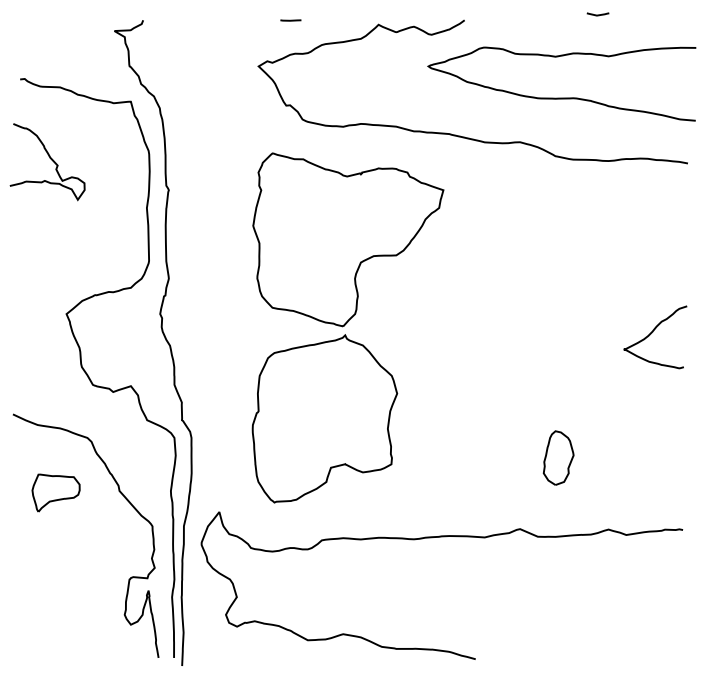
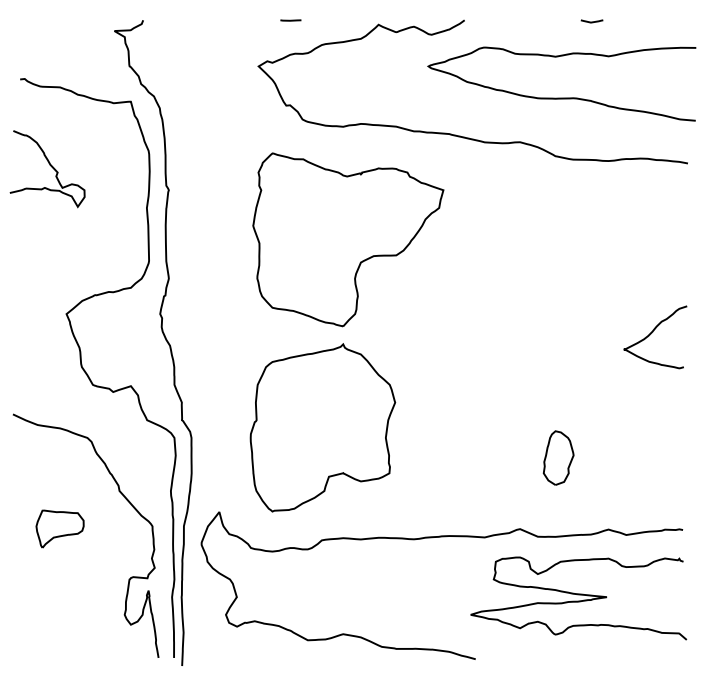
curve position: (597, 14) -> (591, 21) (591, 21)
curve position: (50, 159) -> (50, 166) (50, 166)
part position: (324, 418) -> (322, 427) (322, 427)
part position: (55, 492) -> (59, 528) (59, 528)
curve: none -> present (578, 600)
